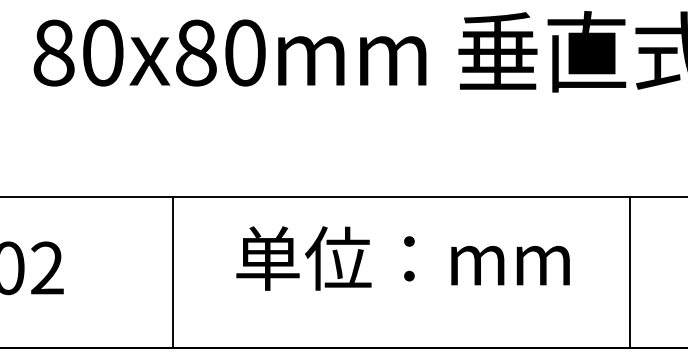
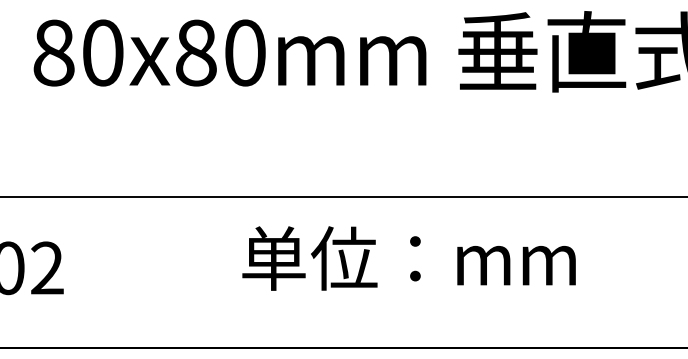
text position: (402, 258) -> (408, 258) (408, 258)
line: present -> none (172, 272)
line: present -> none (630, 272)
